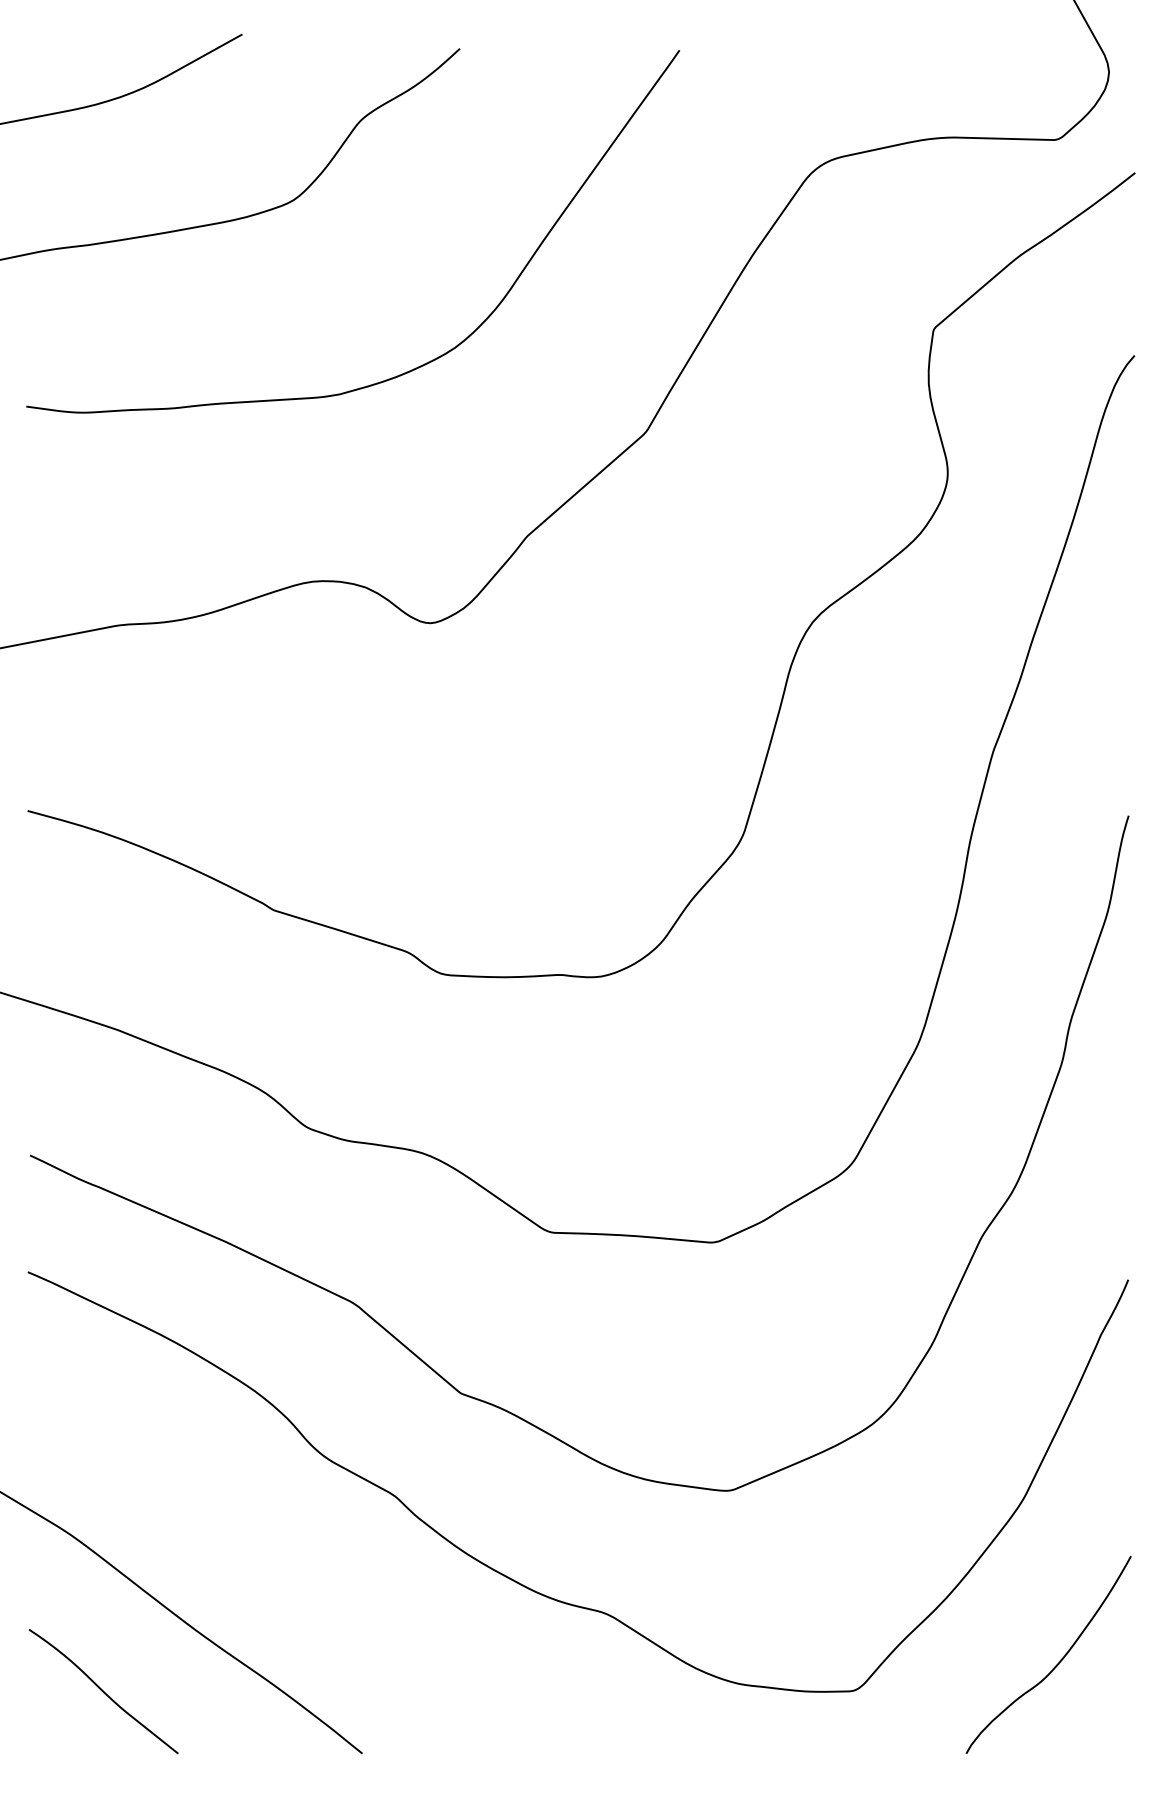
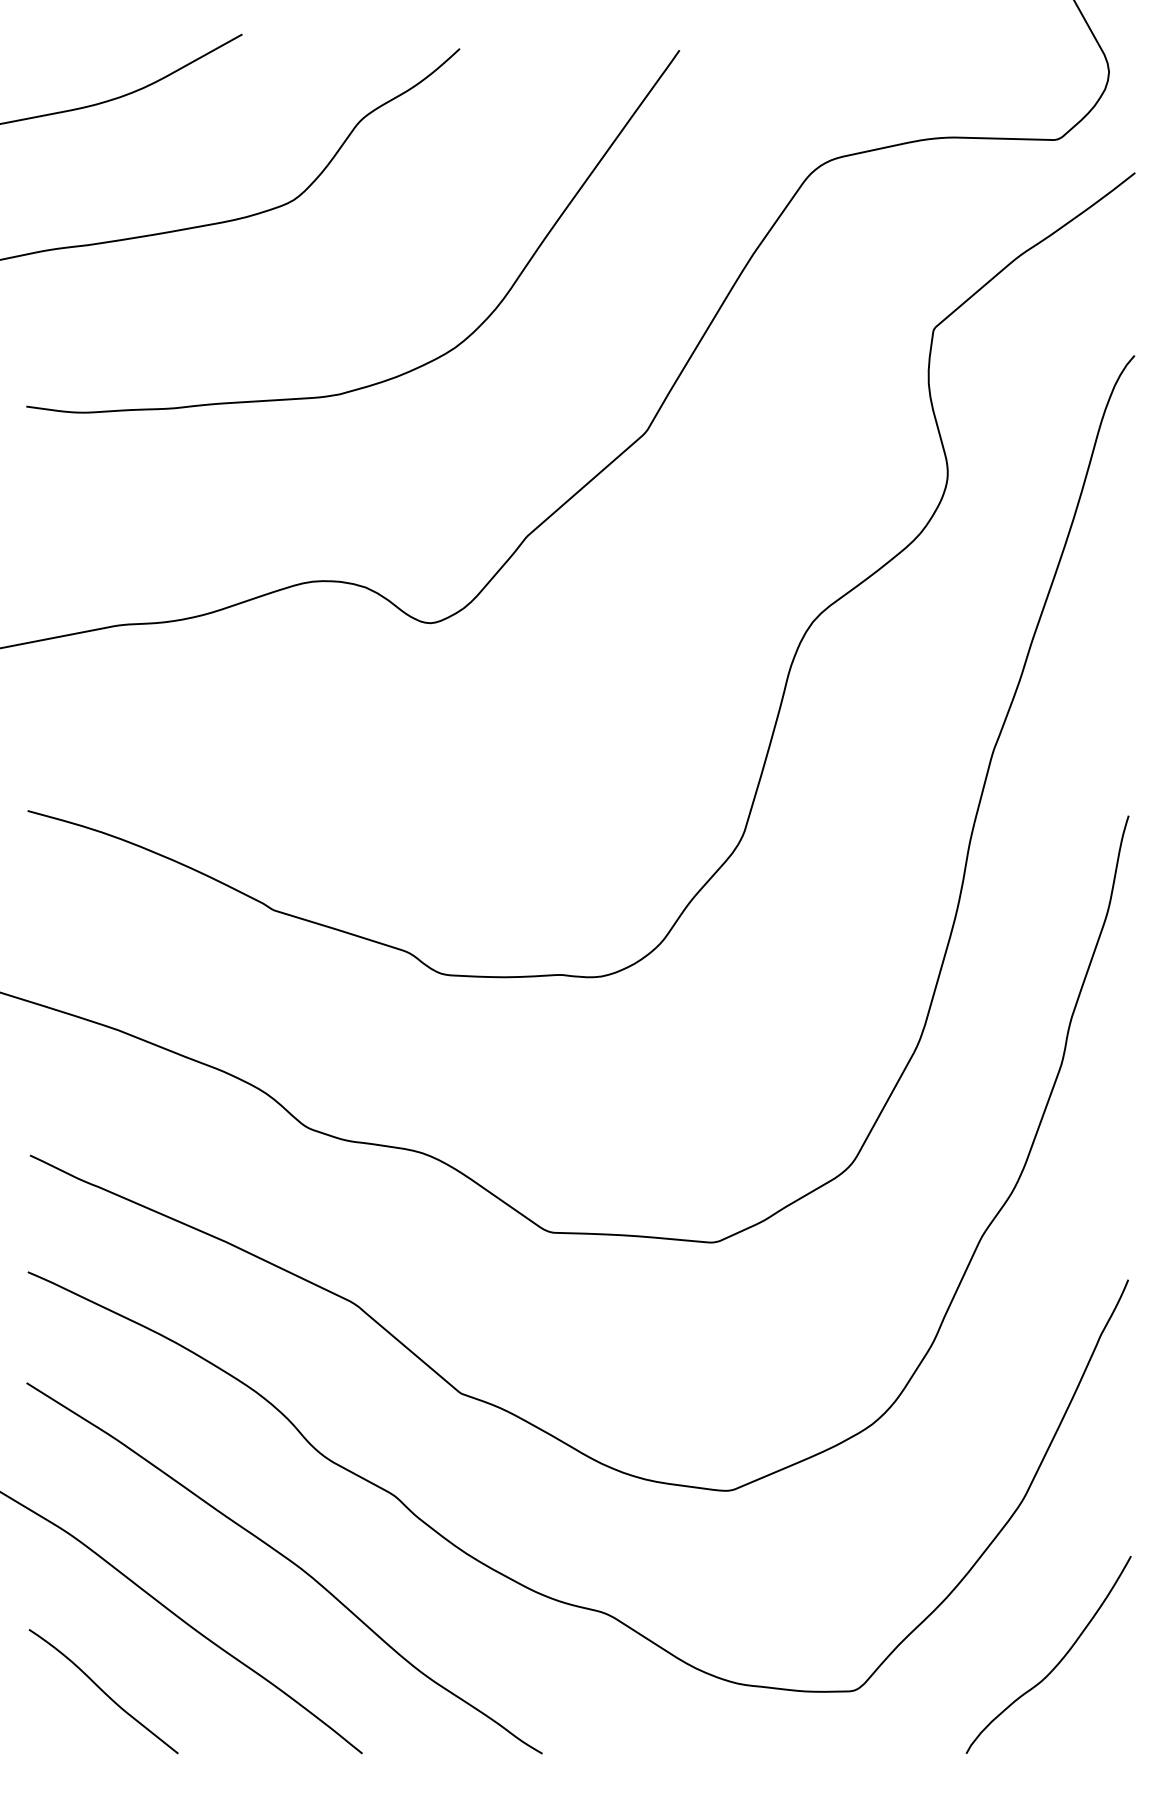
curve: none -> present (290, 1562)
